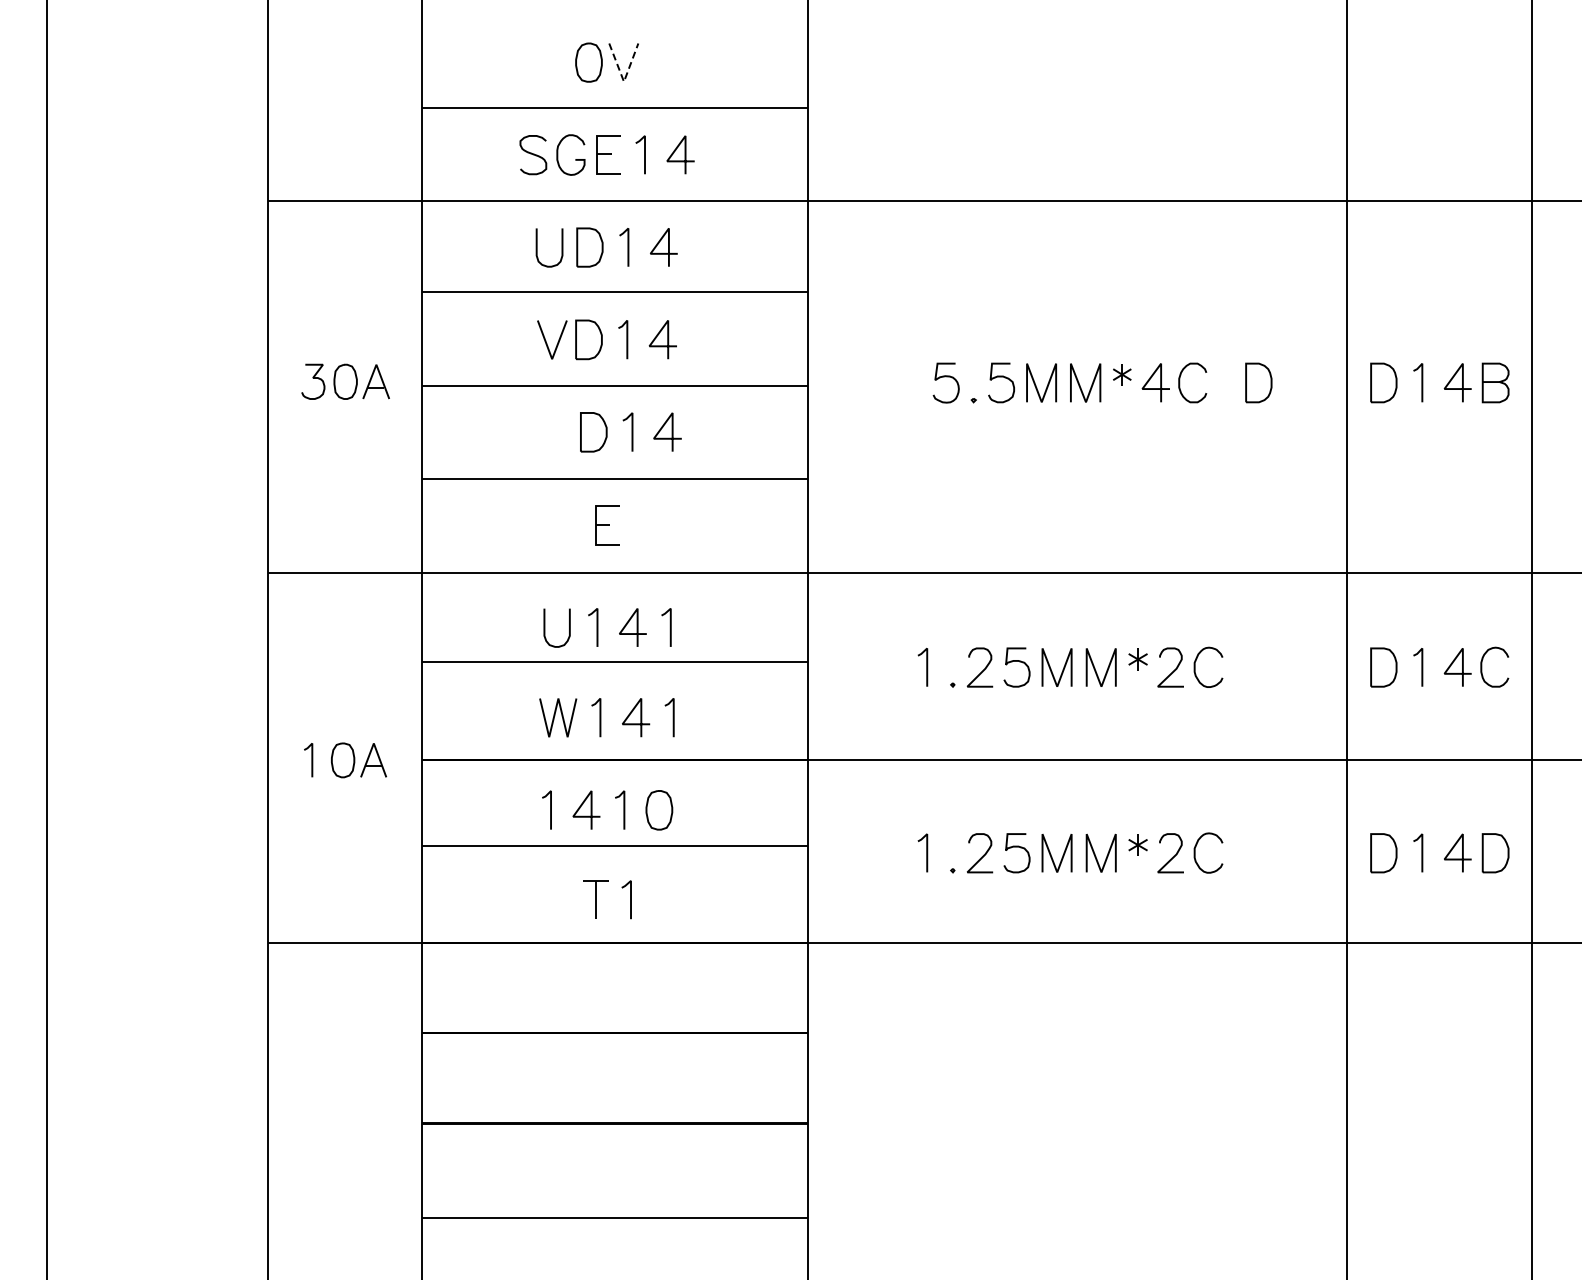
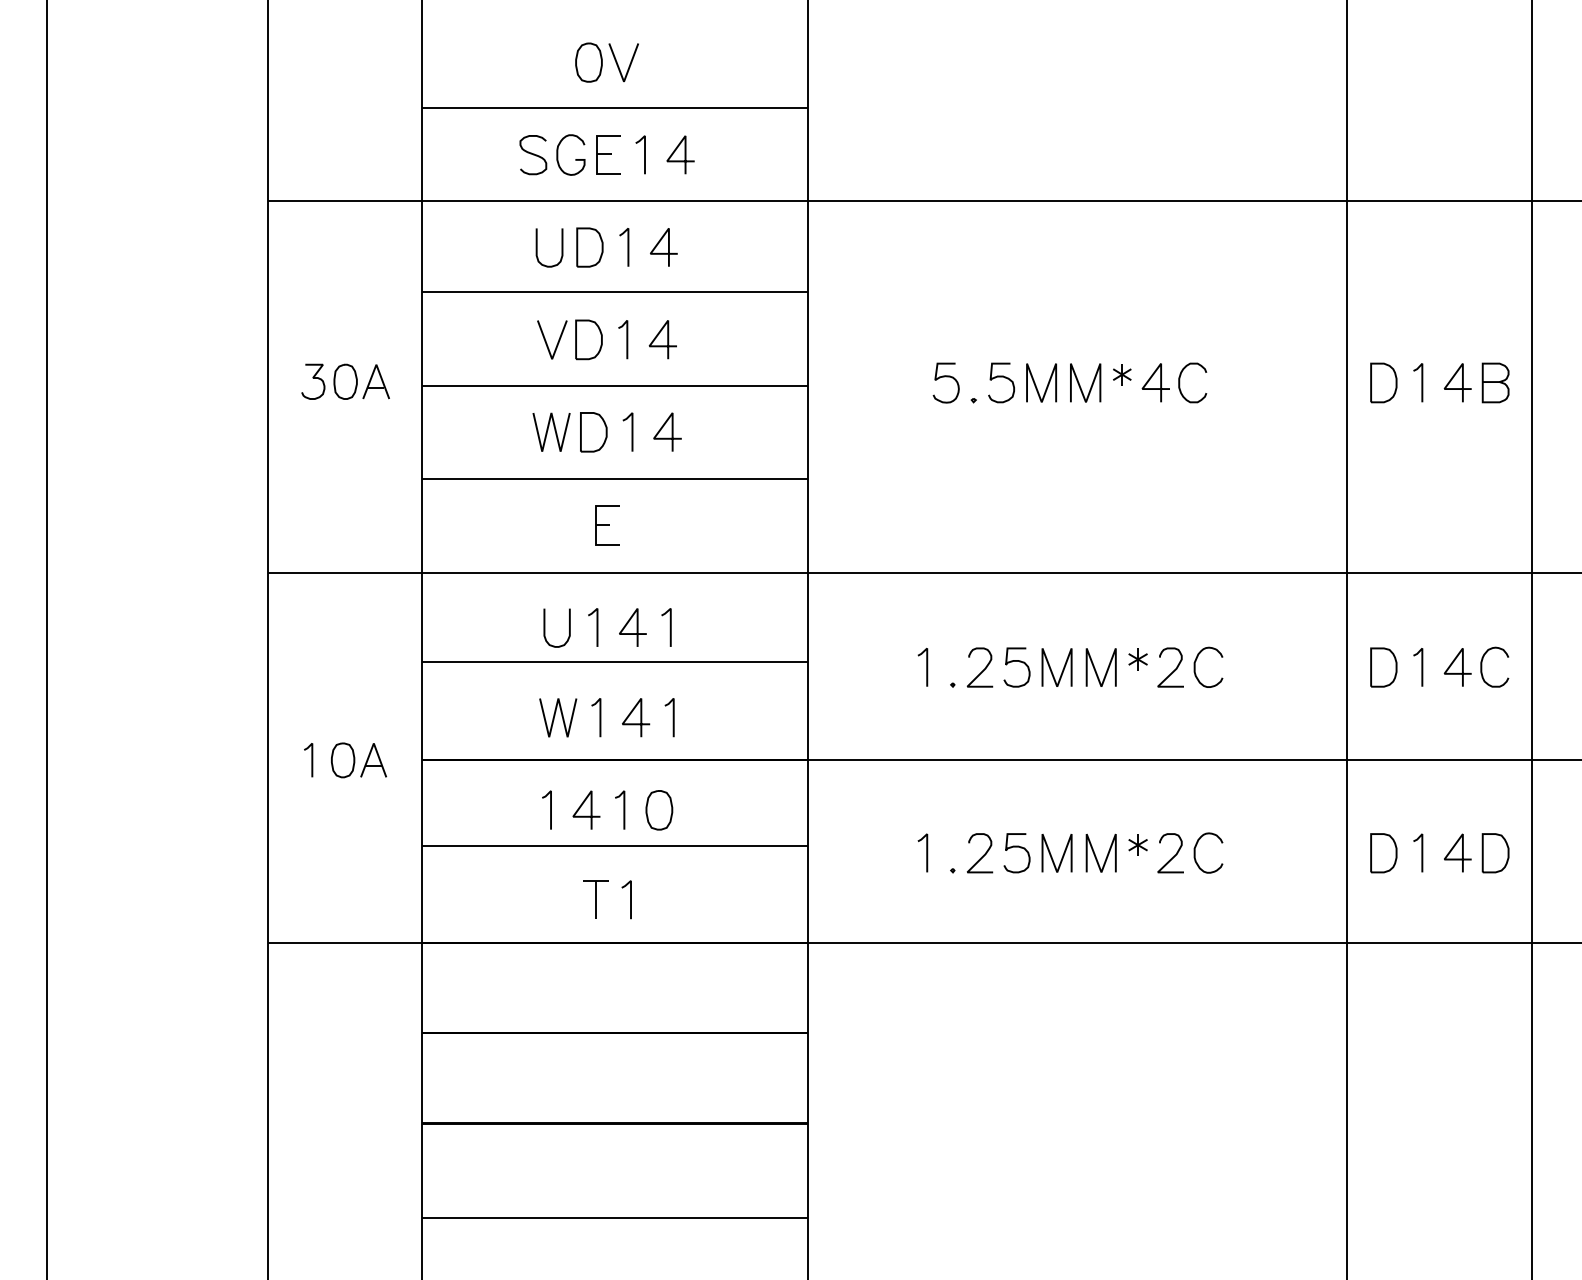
line: dashed -> solid (624, 81)
part: present -> none (1258, 382)
line: none -> present (554, 431)
